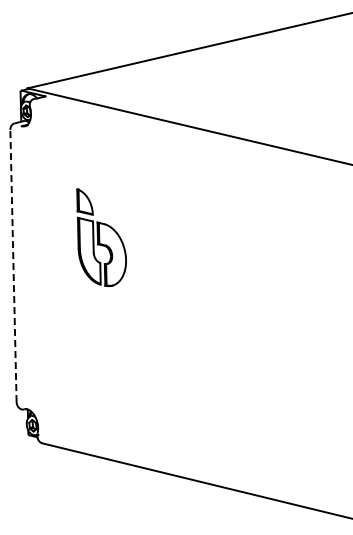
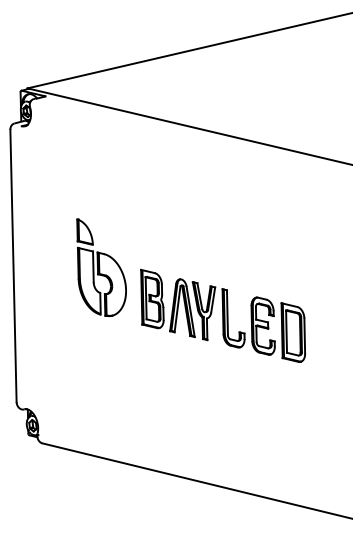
part position: (101, 237) -> (101, 267) (101, 267)
line: dashed -> solid (13, 265)
part: none -> present (223, 315)
